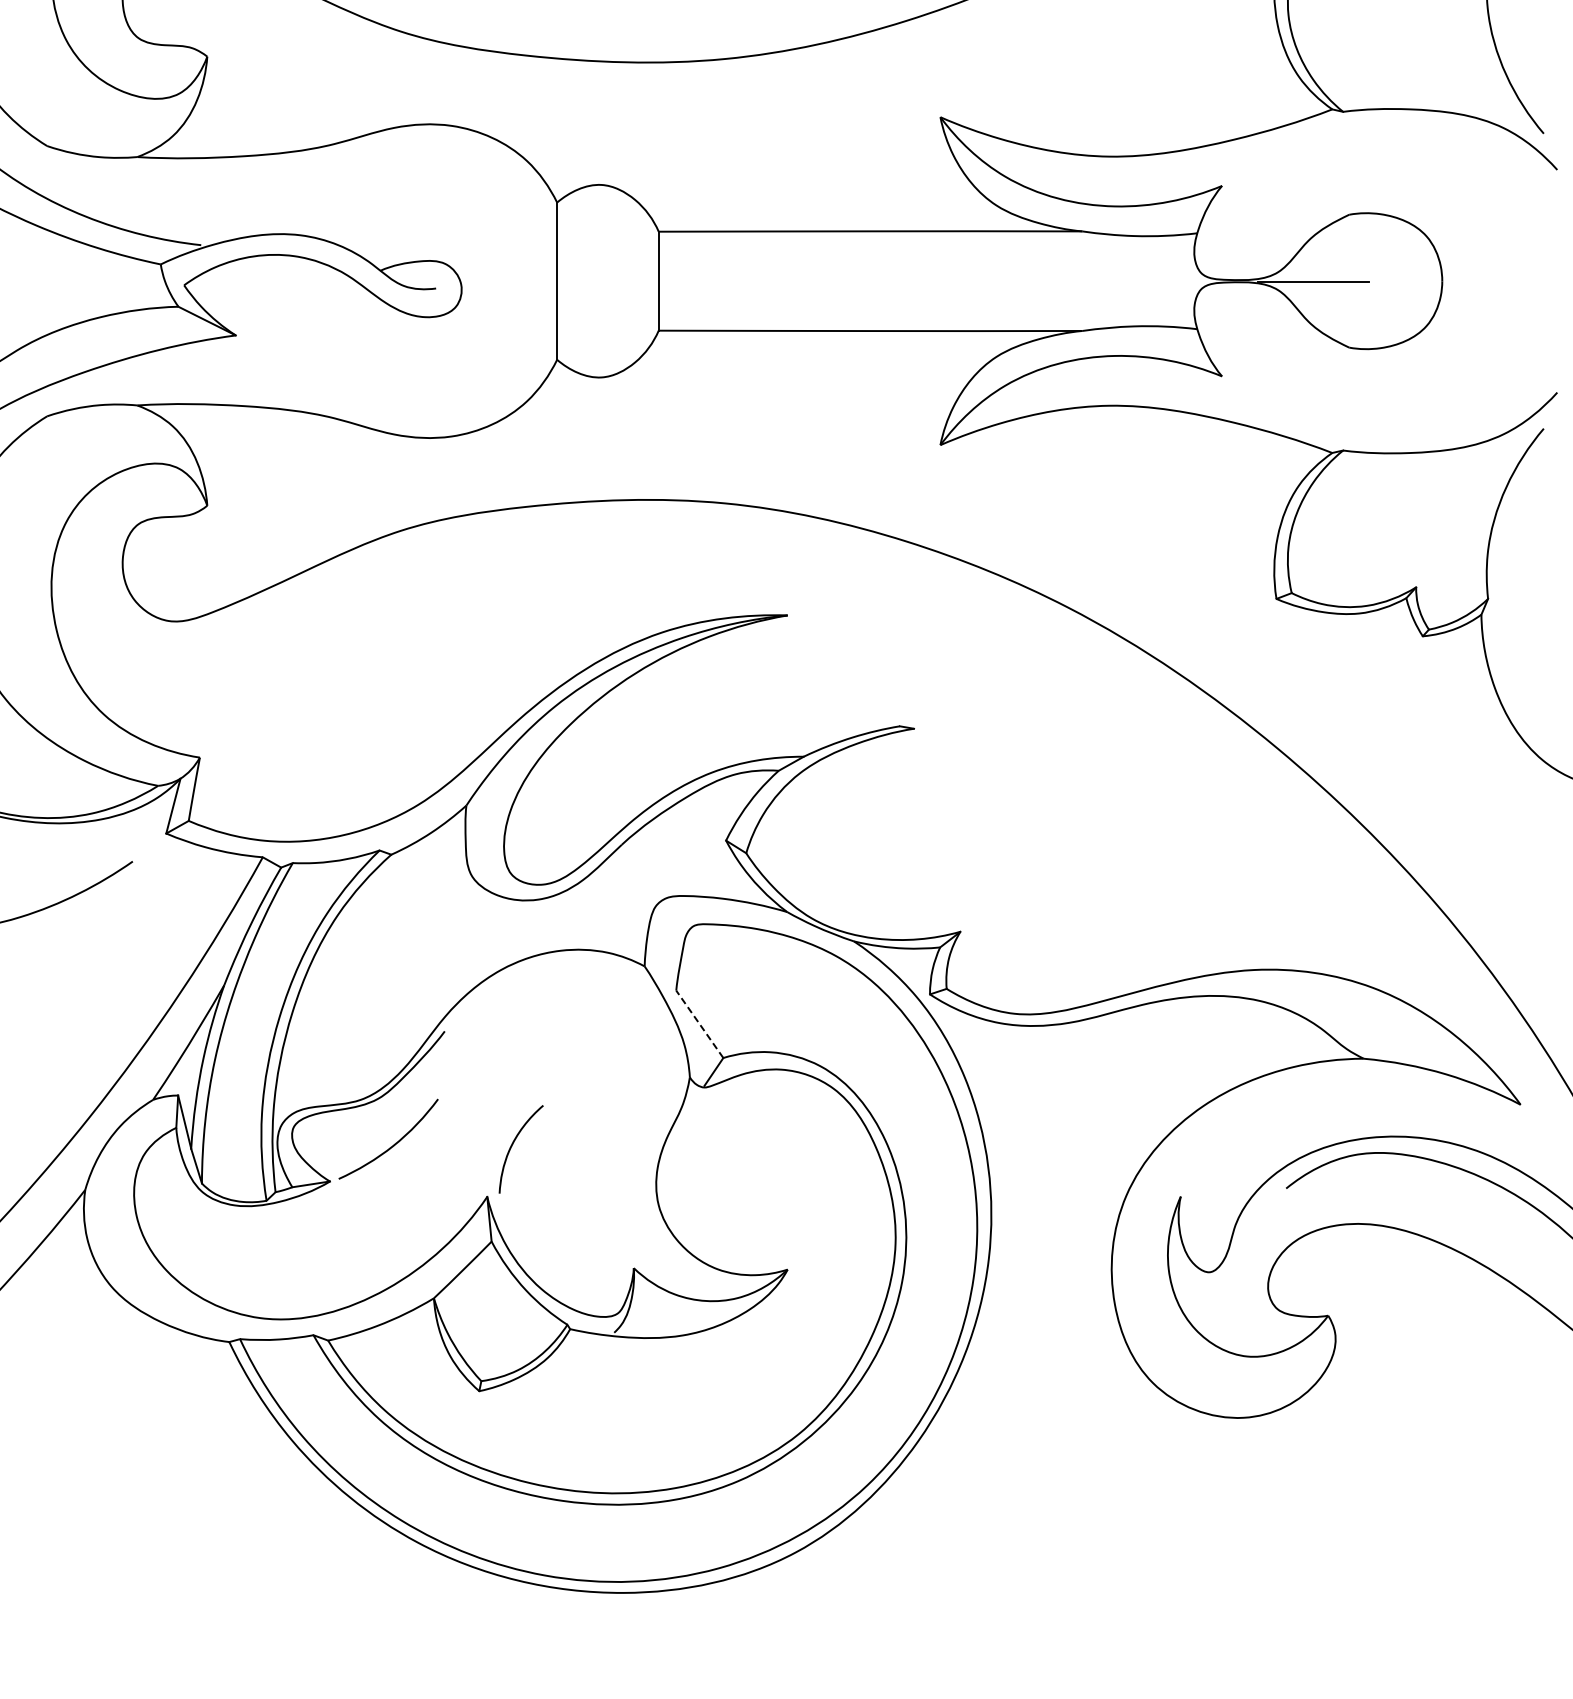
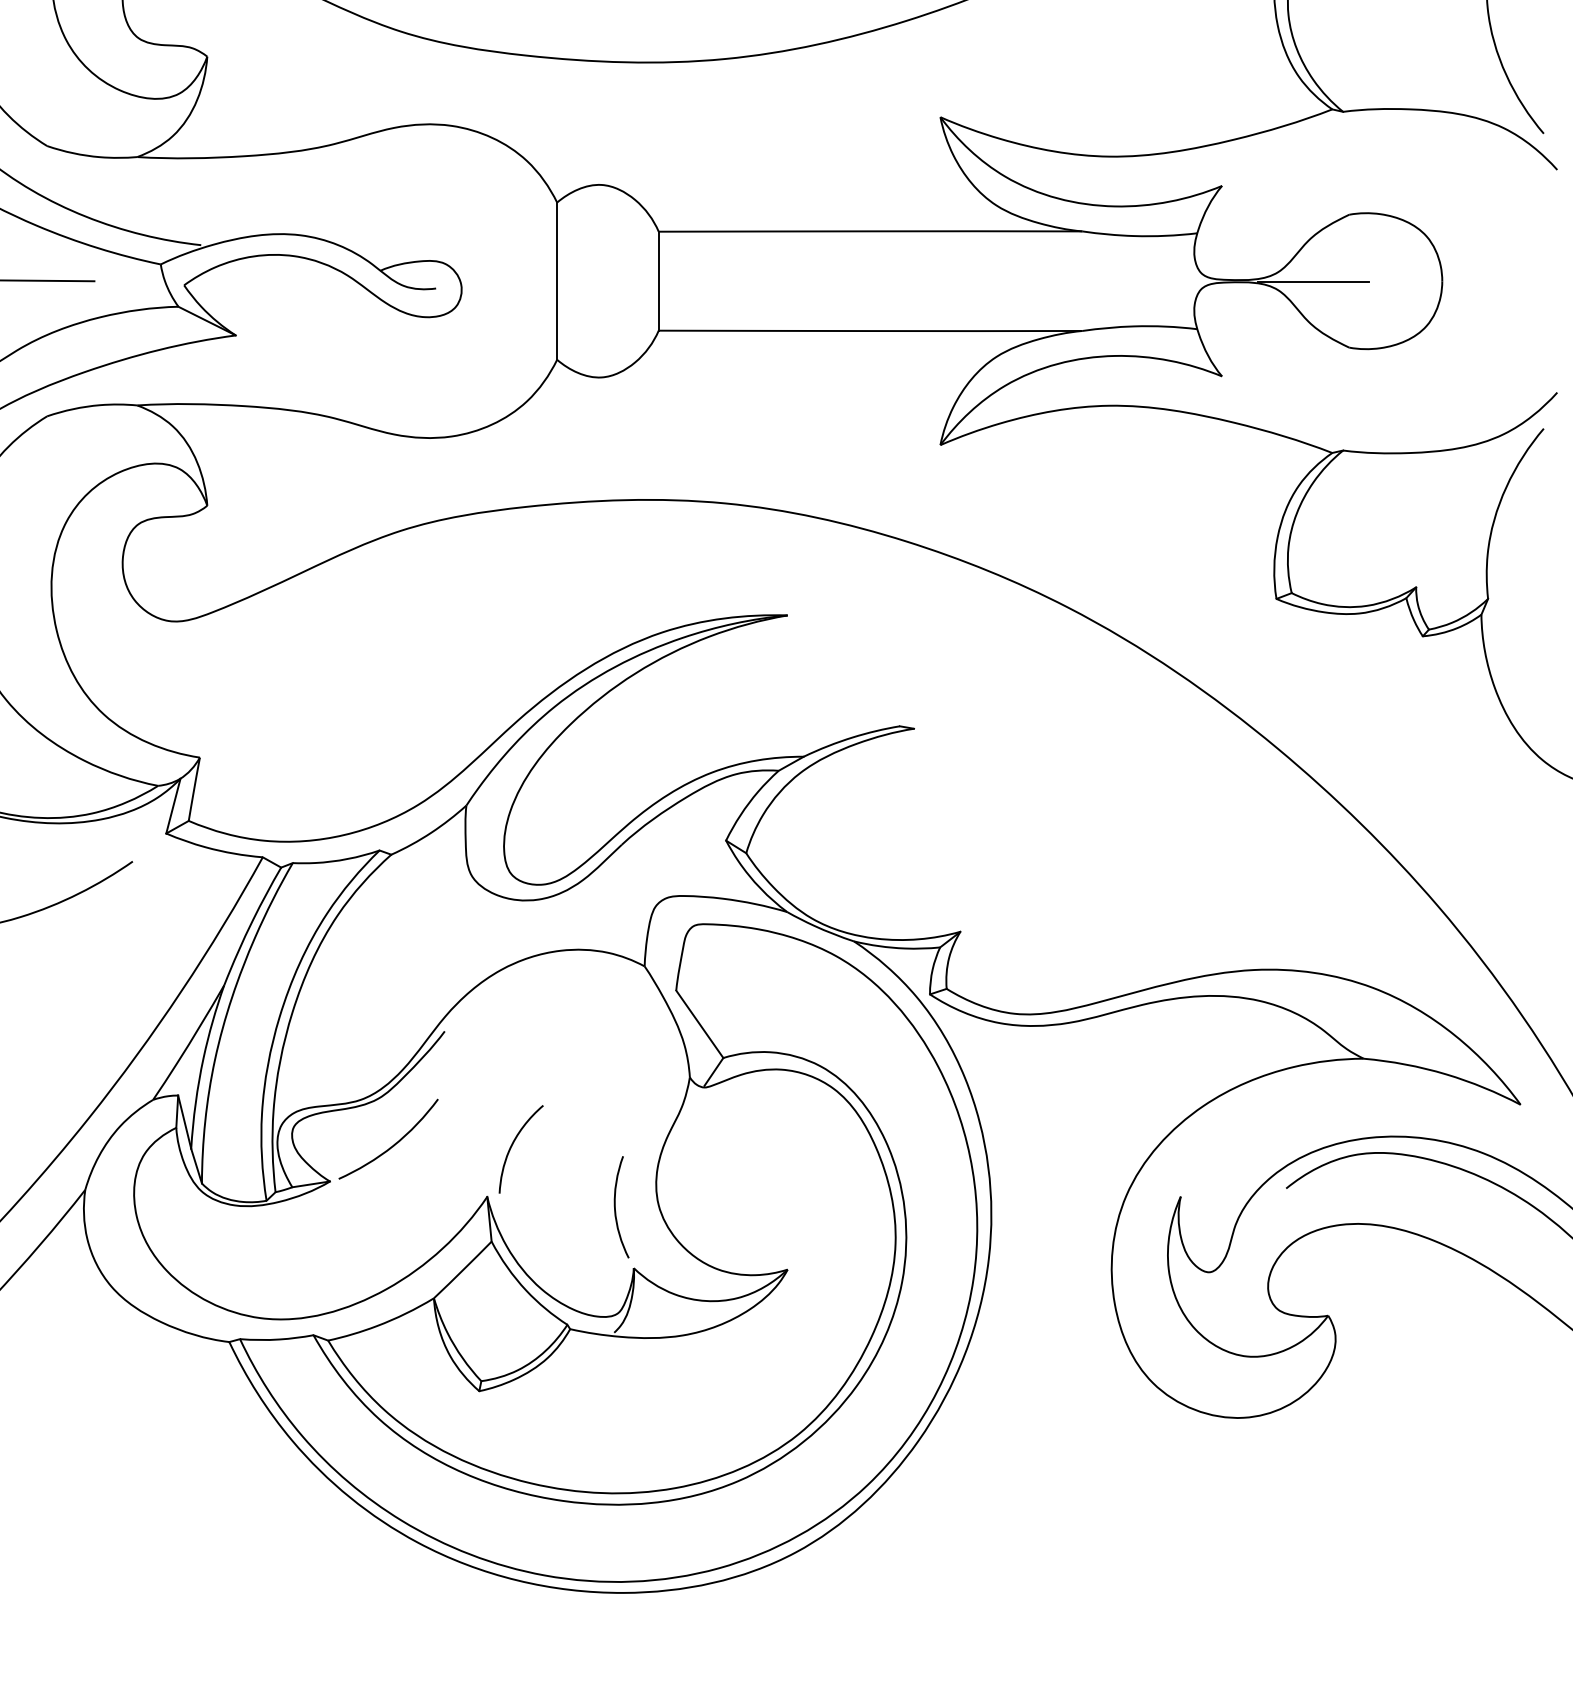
line: none -> present (48, 280)
line: dashed -> solid (699, 1023)
curve: none -> present (615, 1207)
